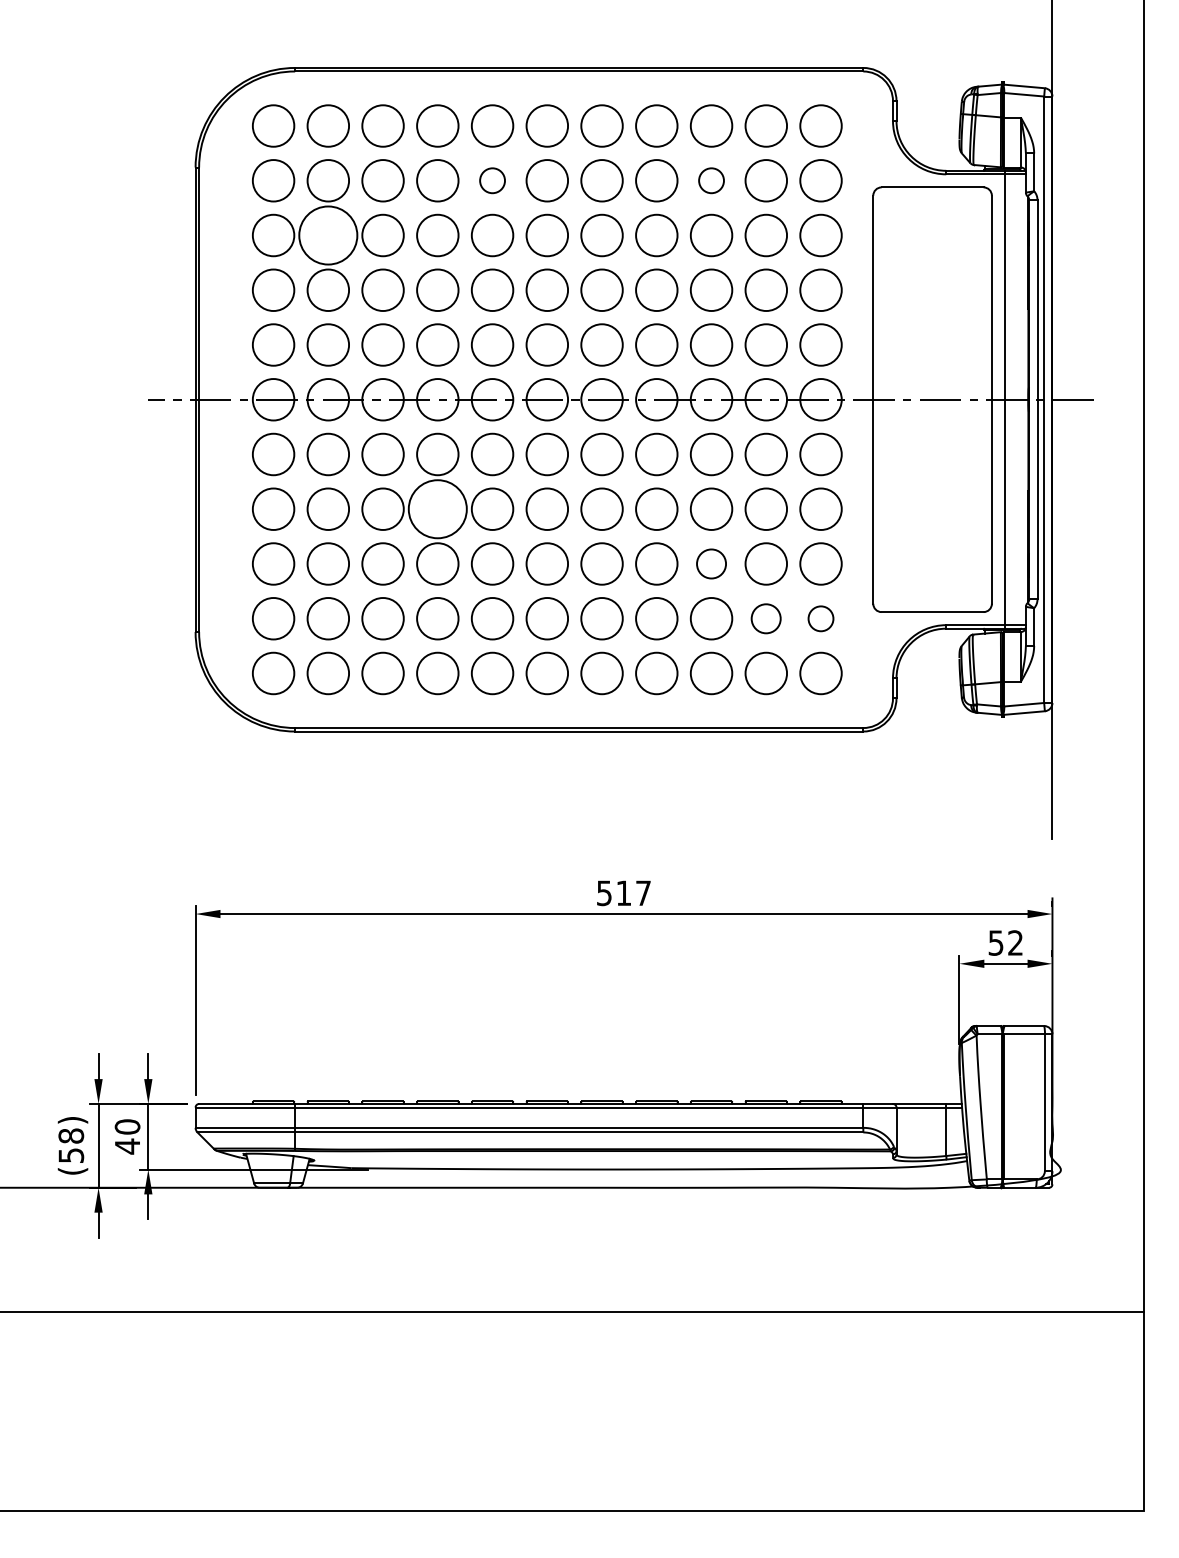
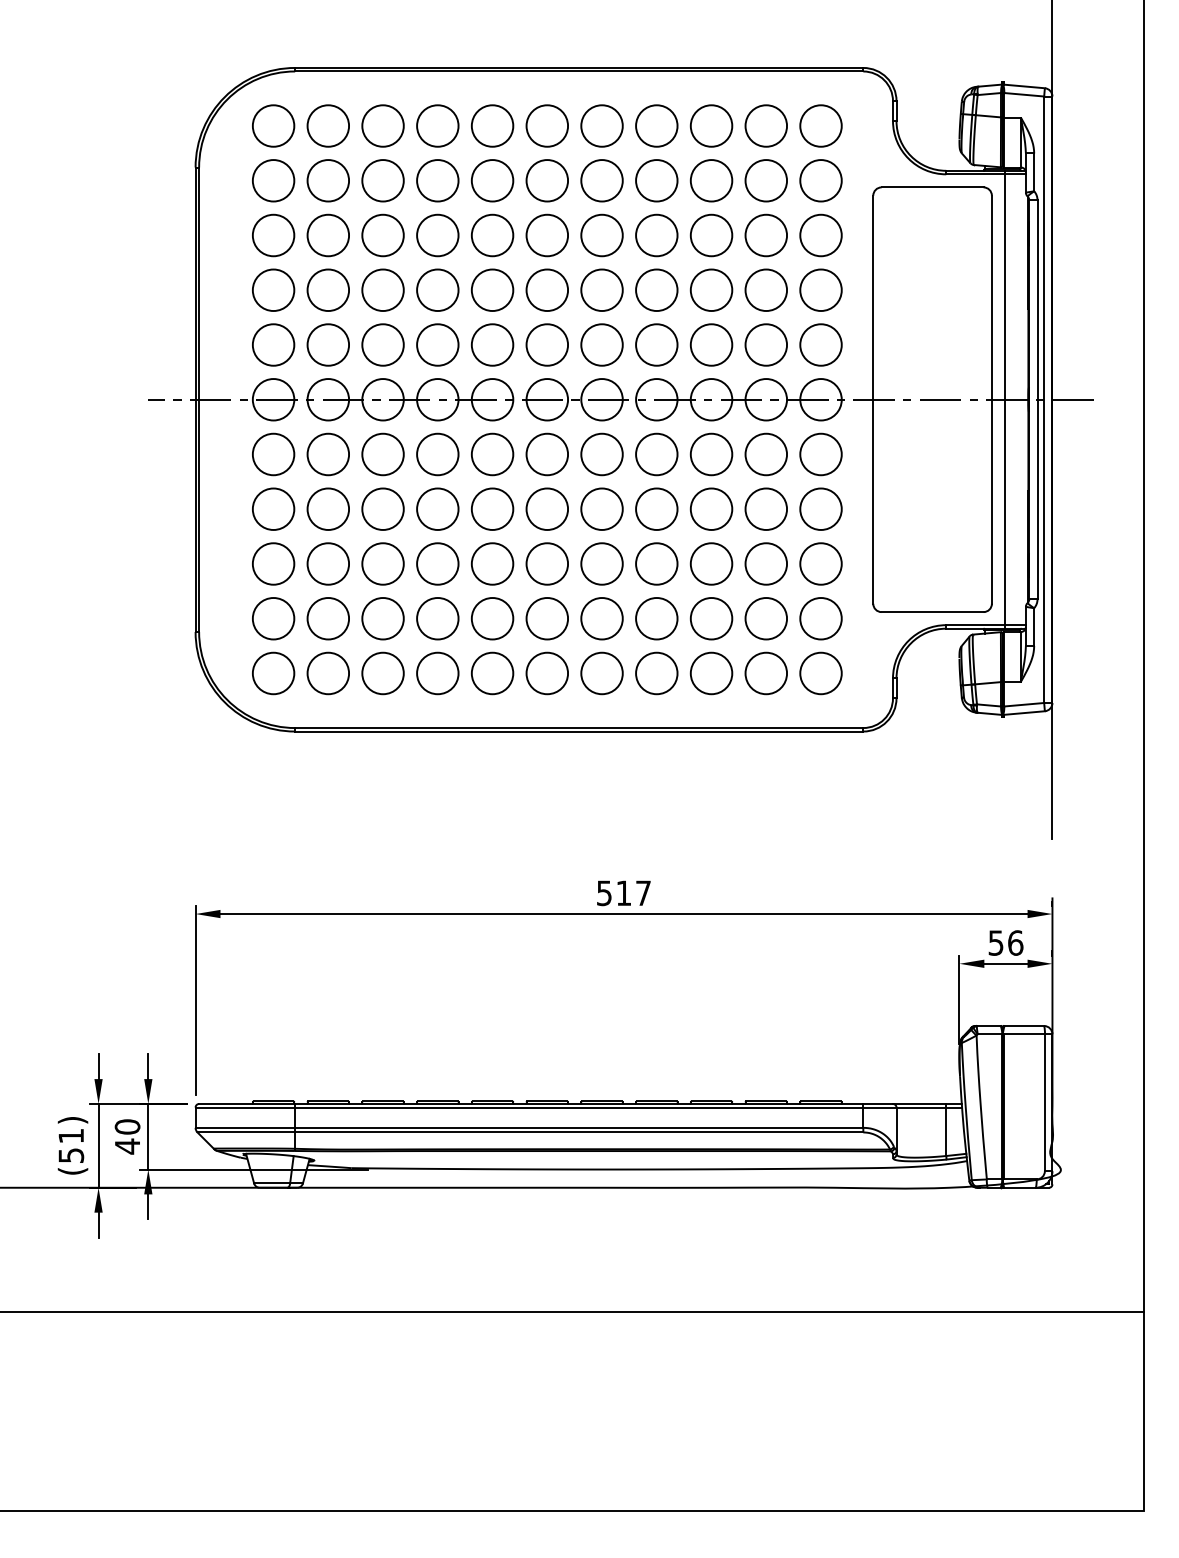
circle diameter: 25 px -> 41 px (492, 180)
circle diameter: 25 px -> 41 px (711, 180)
circle diameter: 58 px -> 41 px (328, 235)
circle diameter: 58 px -> 41 px (437, 508)
circle size: 31x32 px -> 45x44 px (711, 563)
circle size: 32x32 px -> 44x44 px (765, 618)
circle size: 28x28 px -> 44x44 px (820, 618)
text: 52 -> 56 (1015, 942)
text: (58) -> (51) (71, 1135)
